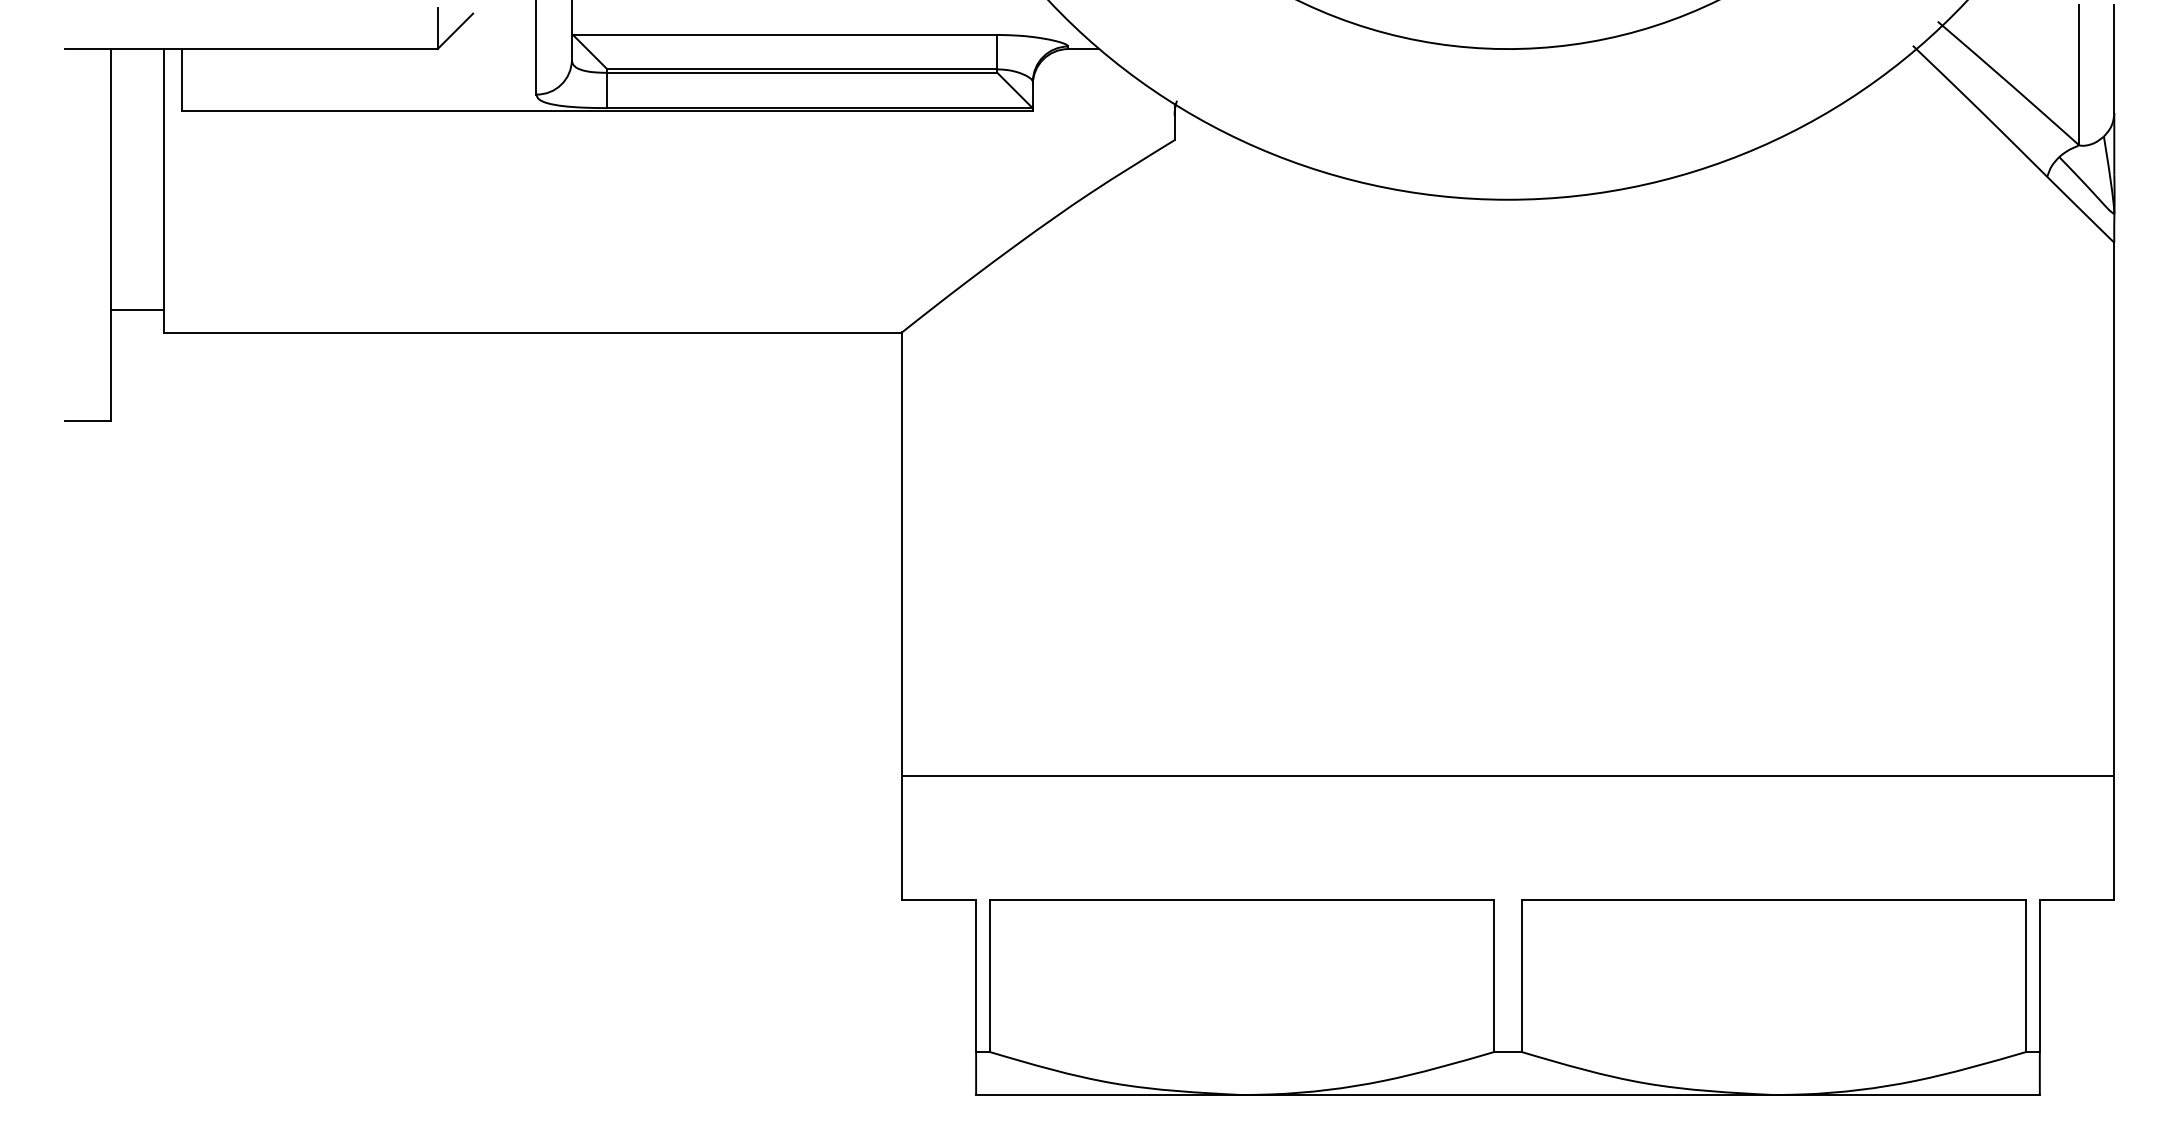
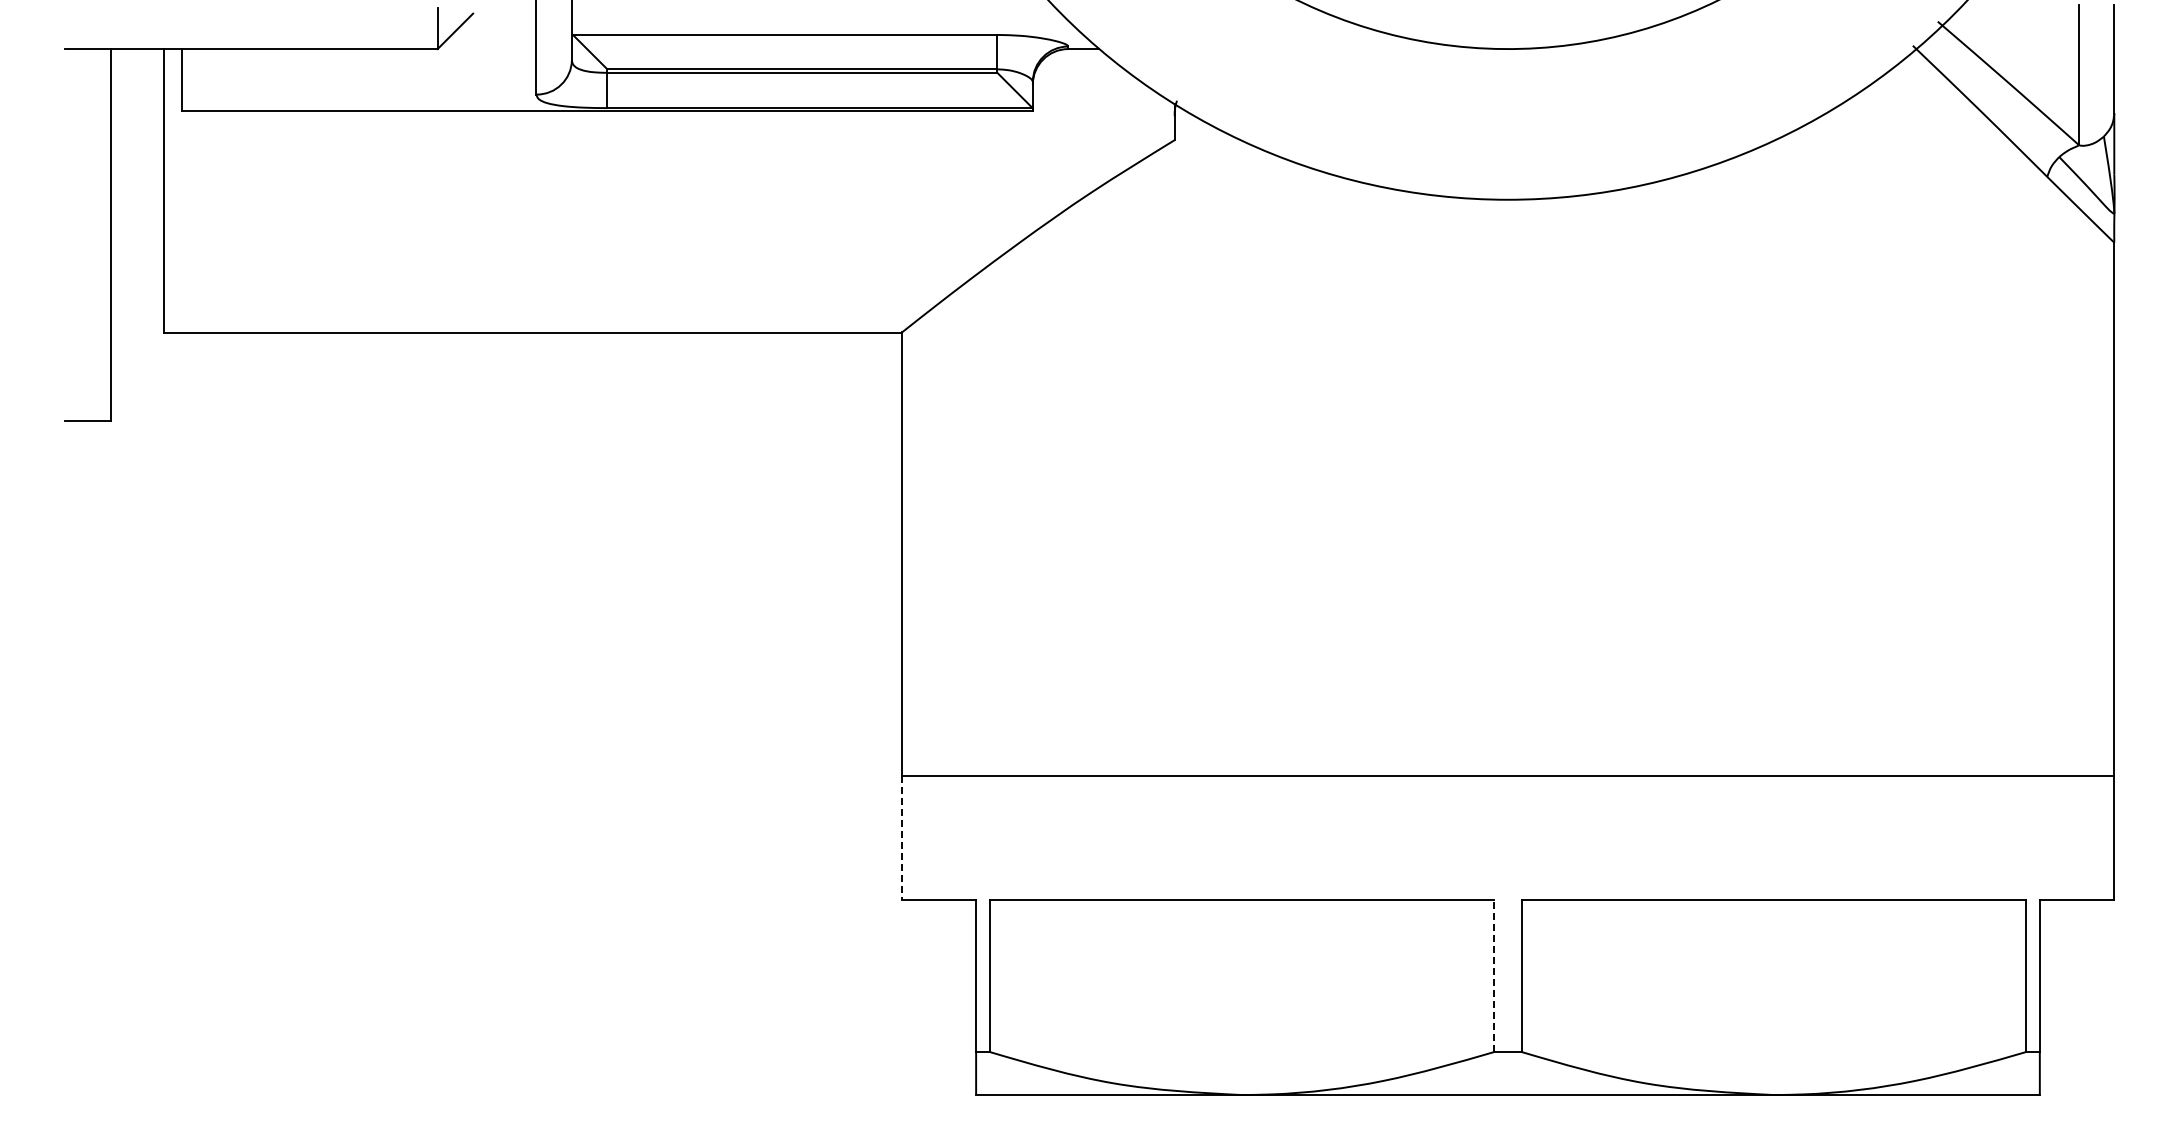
line: present -> none (137, 309)
line: solid -> dashed (901, 838)
line: solid -> dashed (1494, 975)
